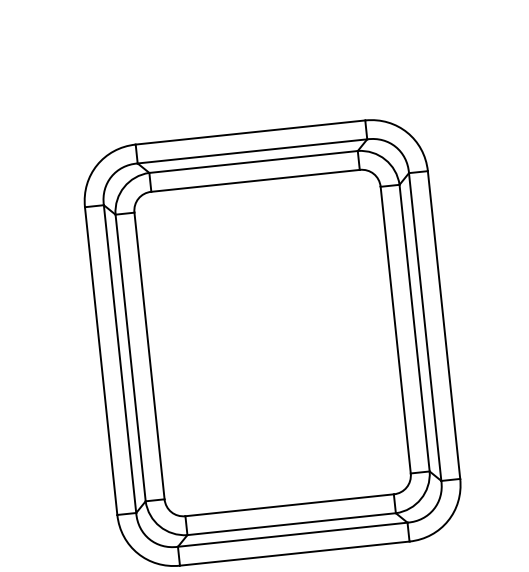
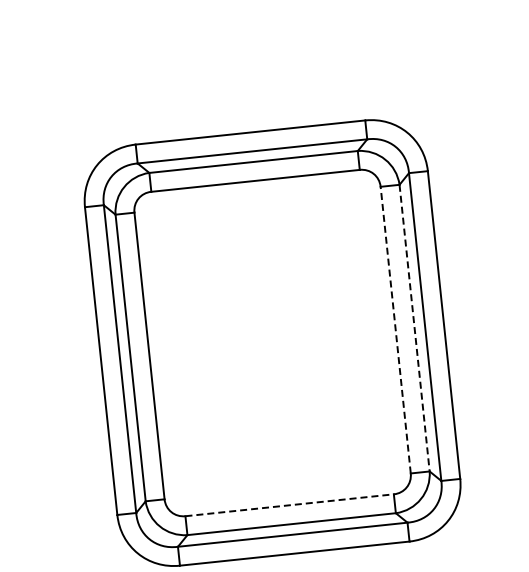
line: solid -> dashed (414, 328)
line: solid -> dashed (395, 329)
line: solid -> dashed (289, 505)
